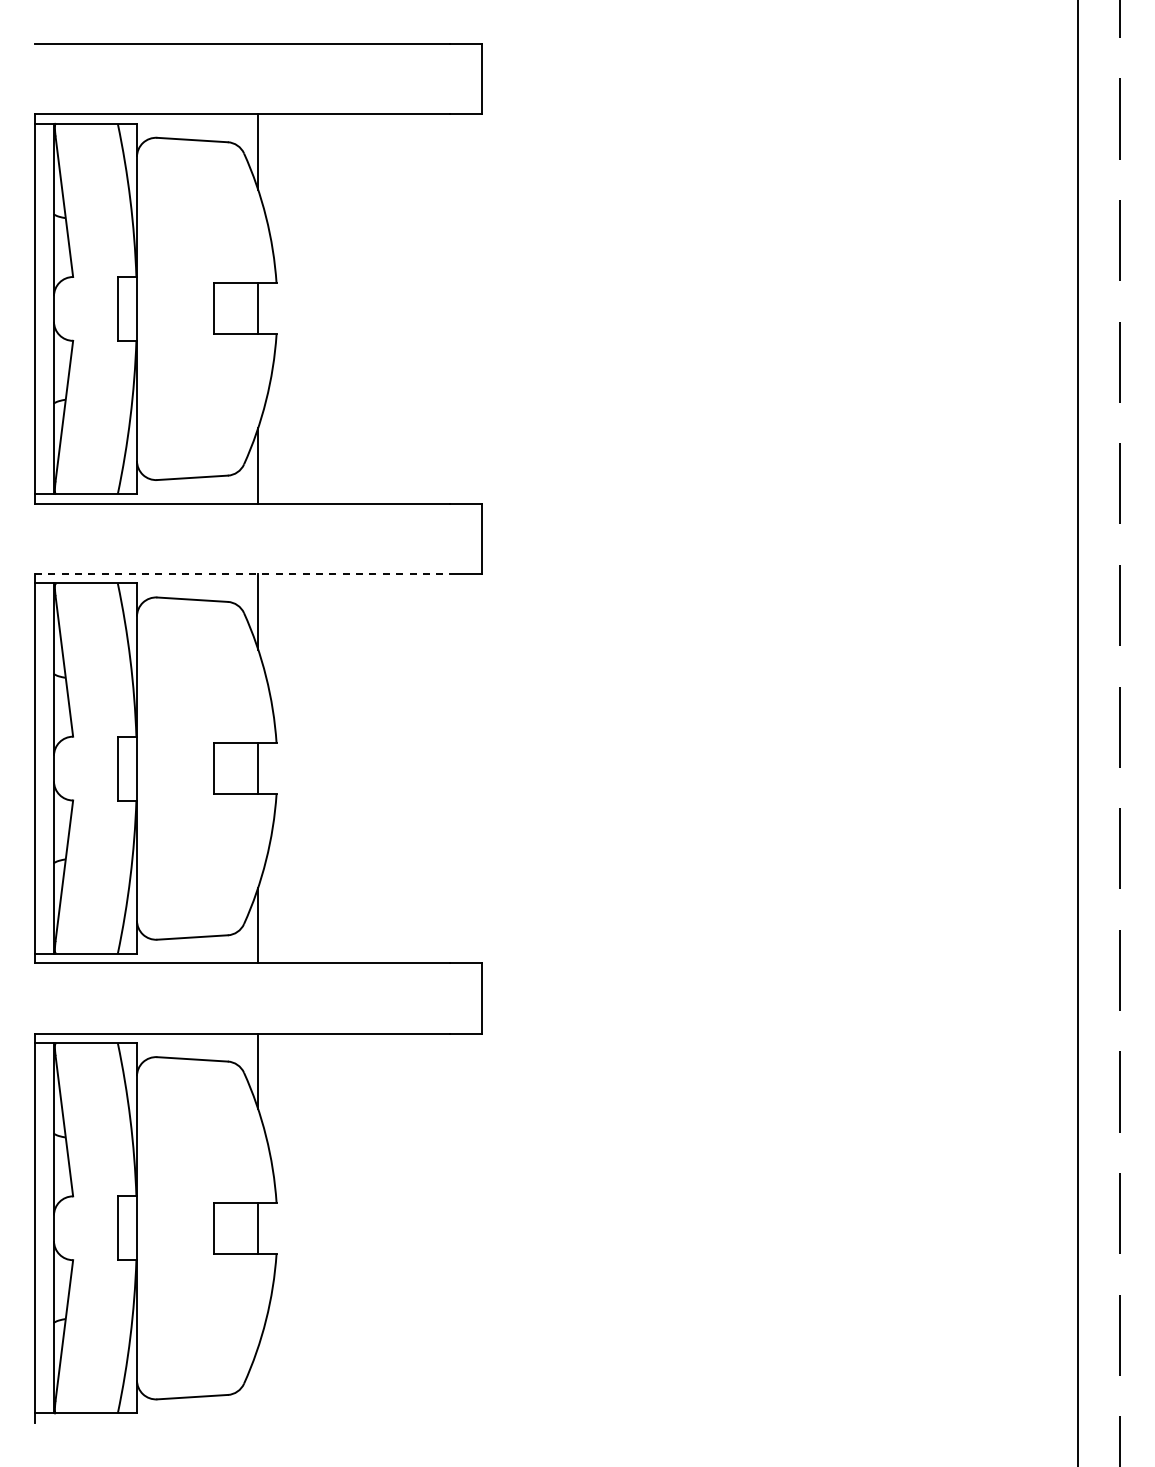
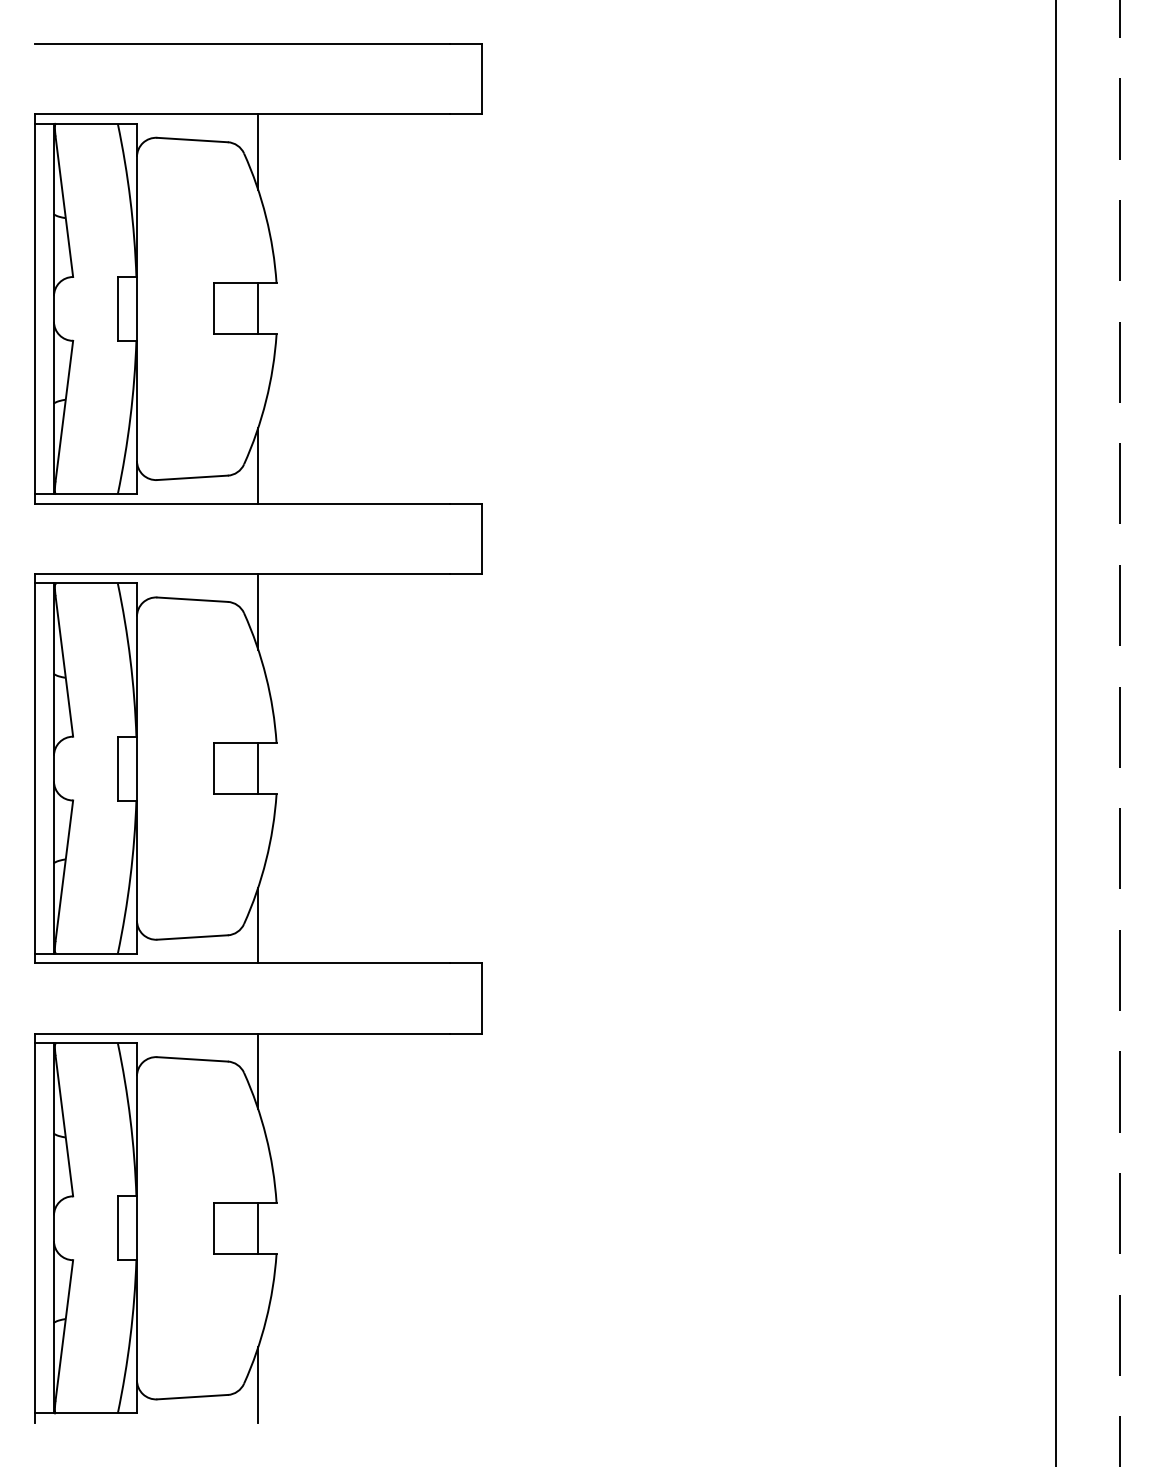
line: dashed -> solid (242, 573)
line position: (1078, 732) -> (1056, 732) (1056, 732)
line: none -> present (258, 1384)
